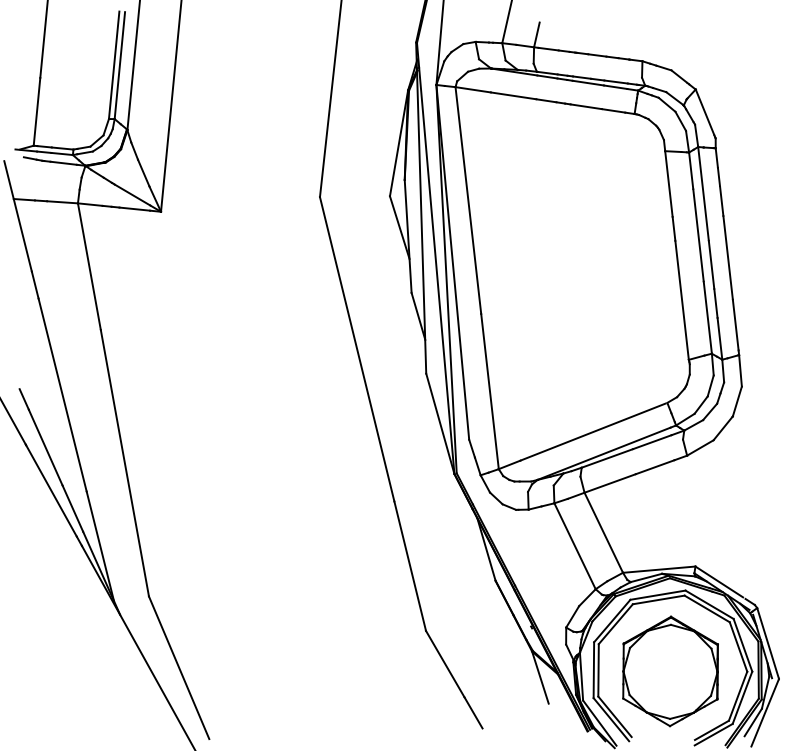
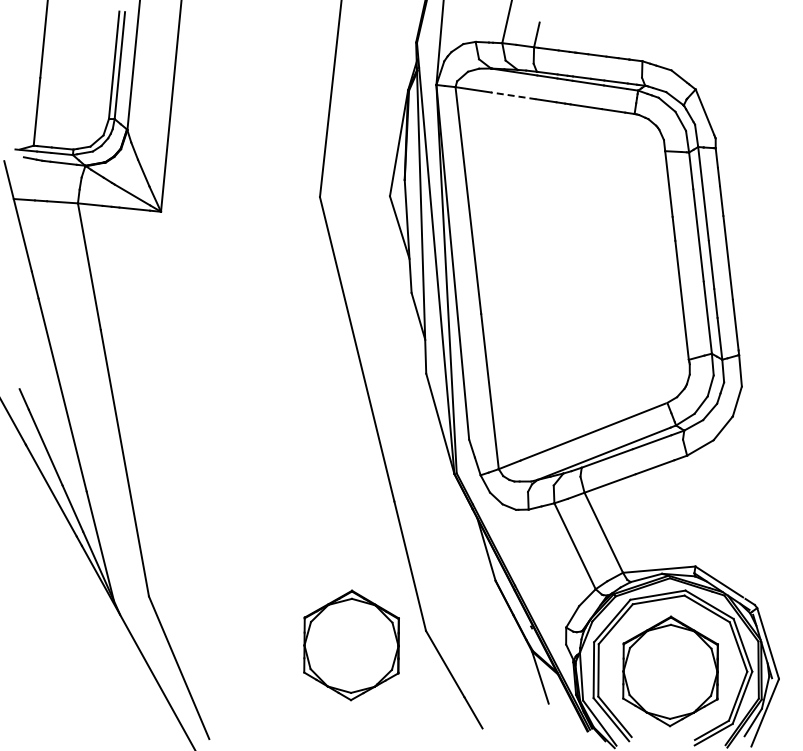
line: solid -> dashed (513, 95)
part: none -> present (351, 645)
